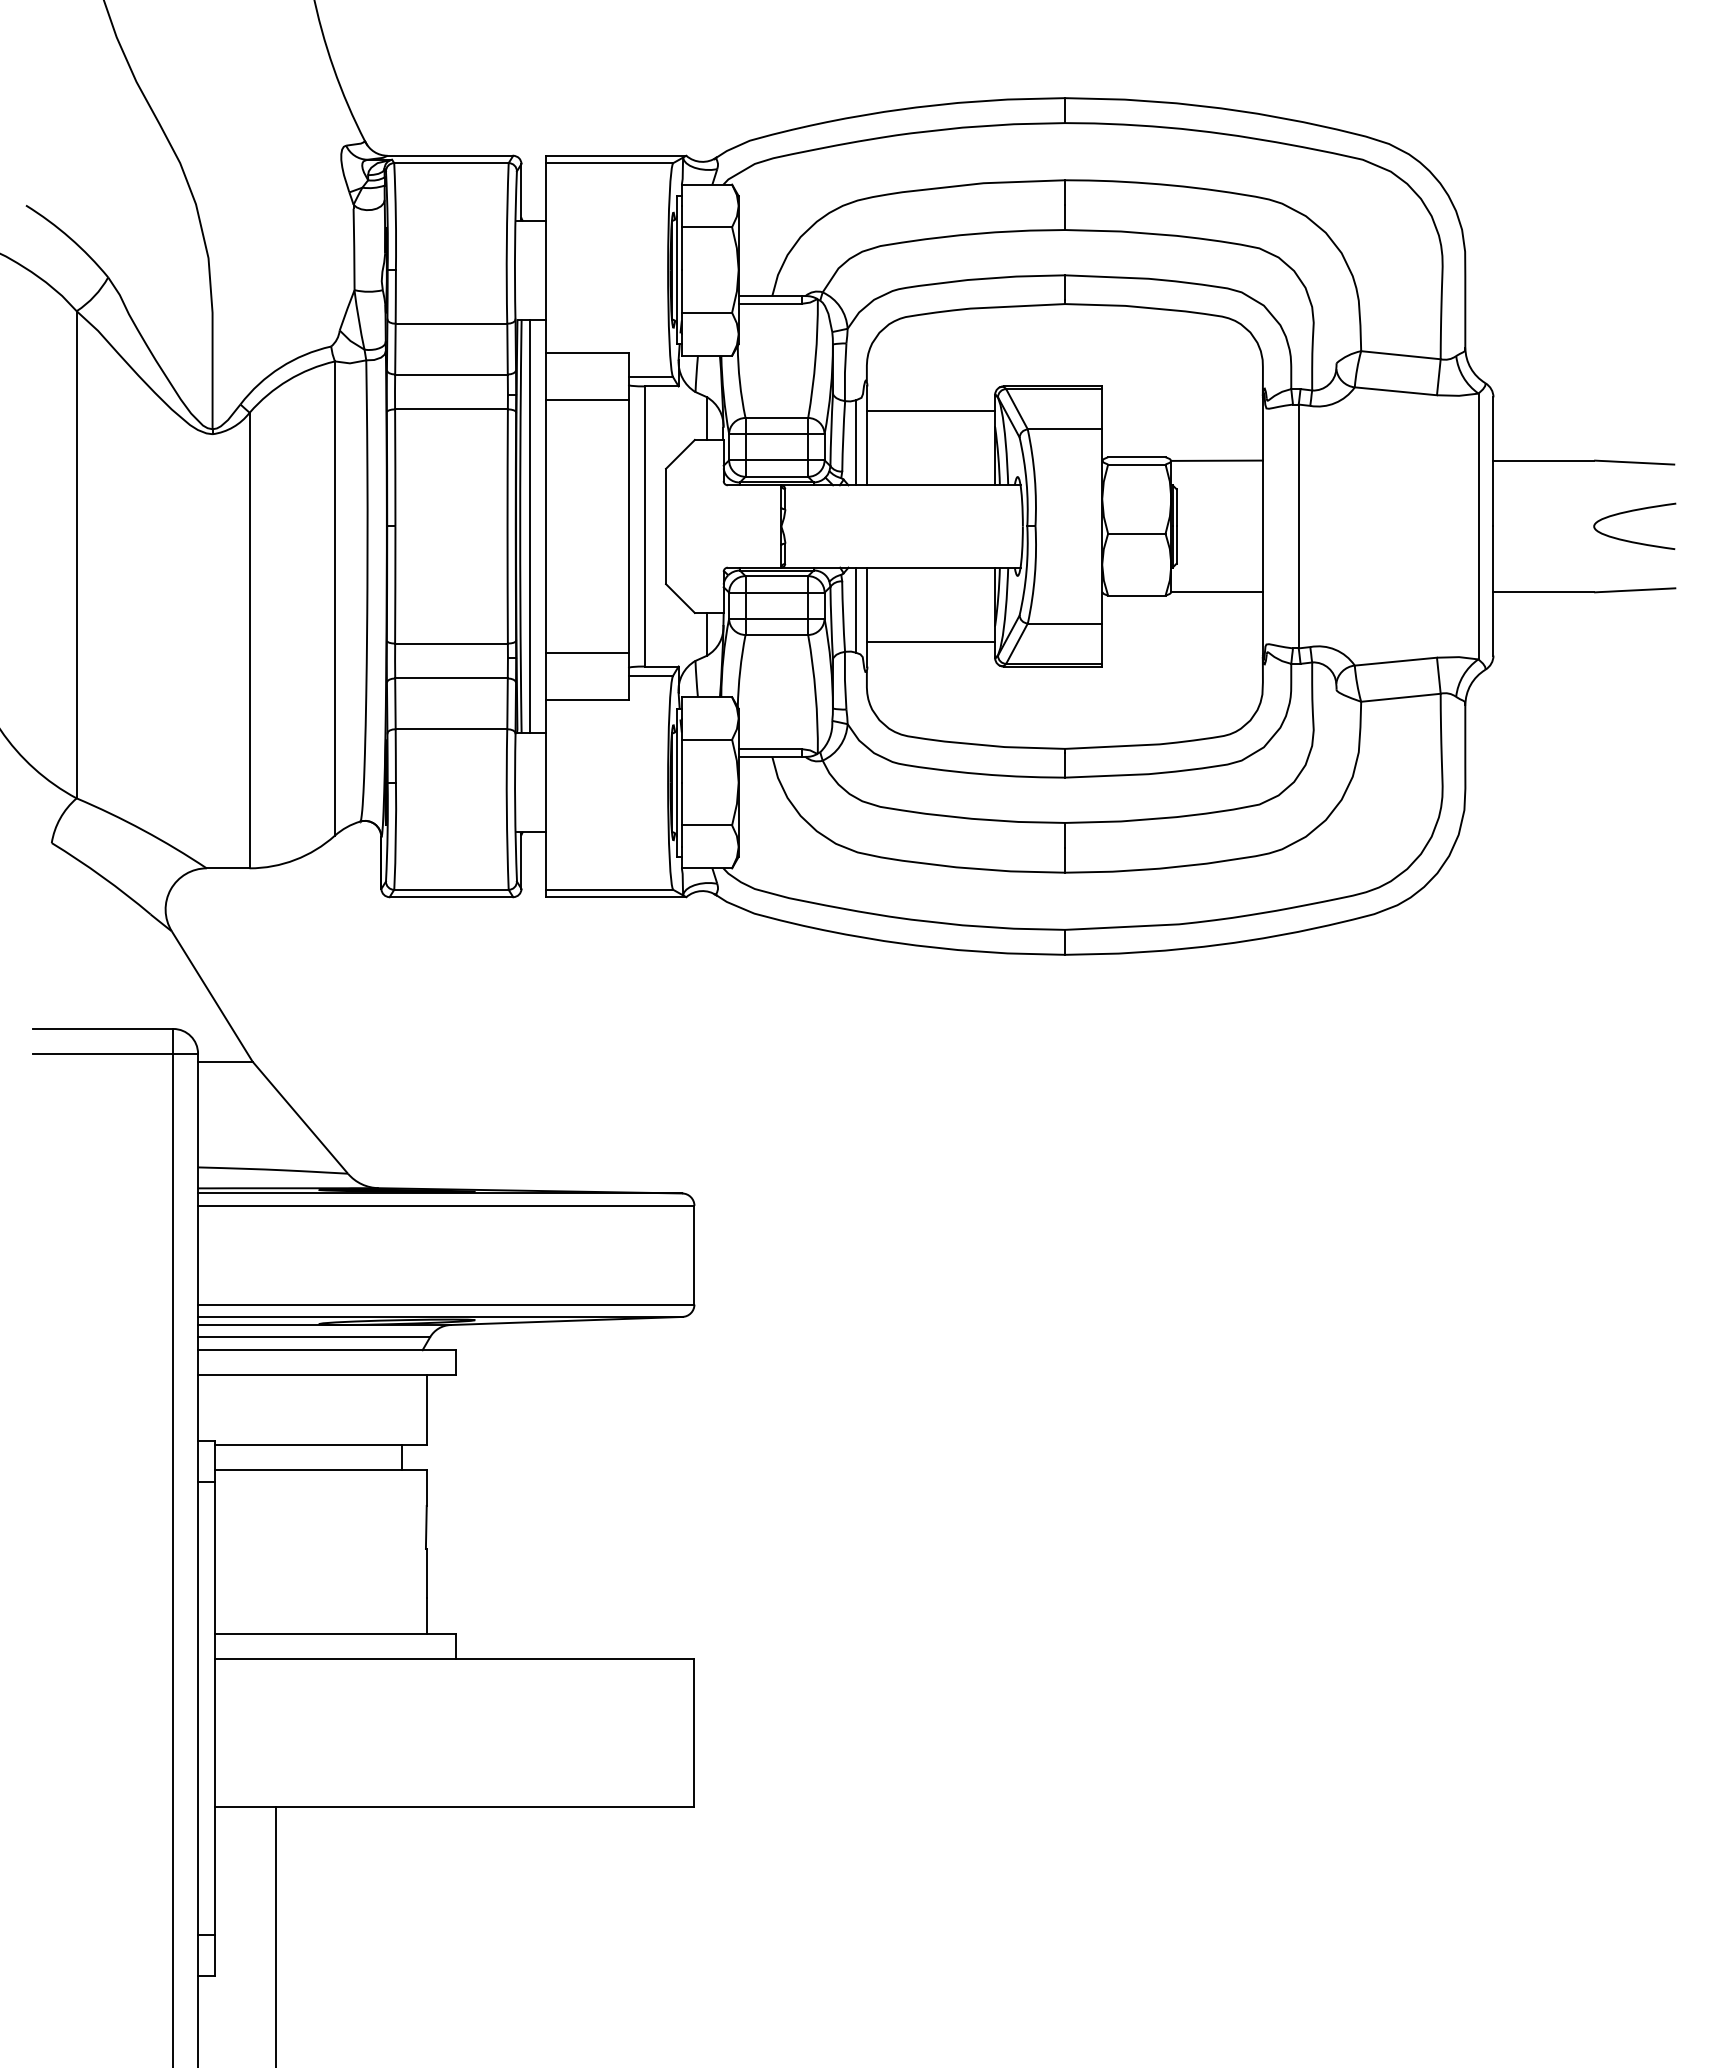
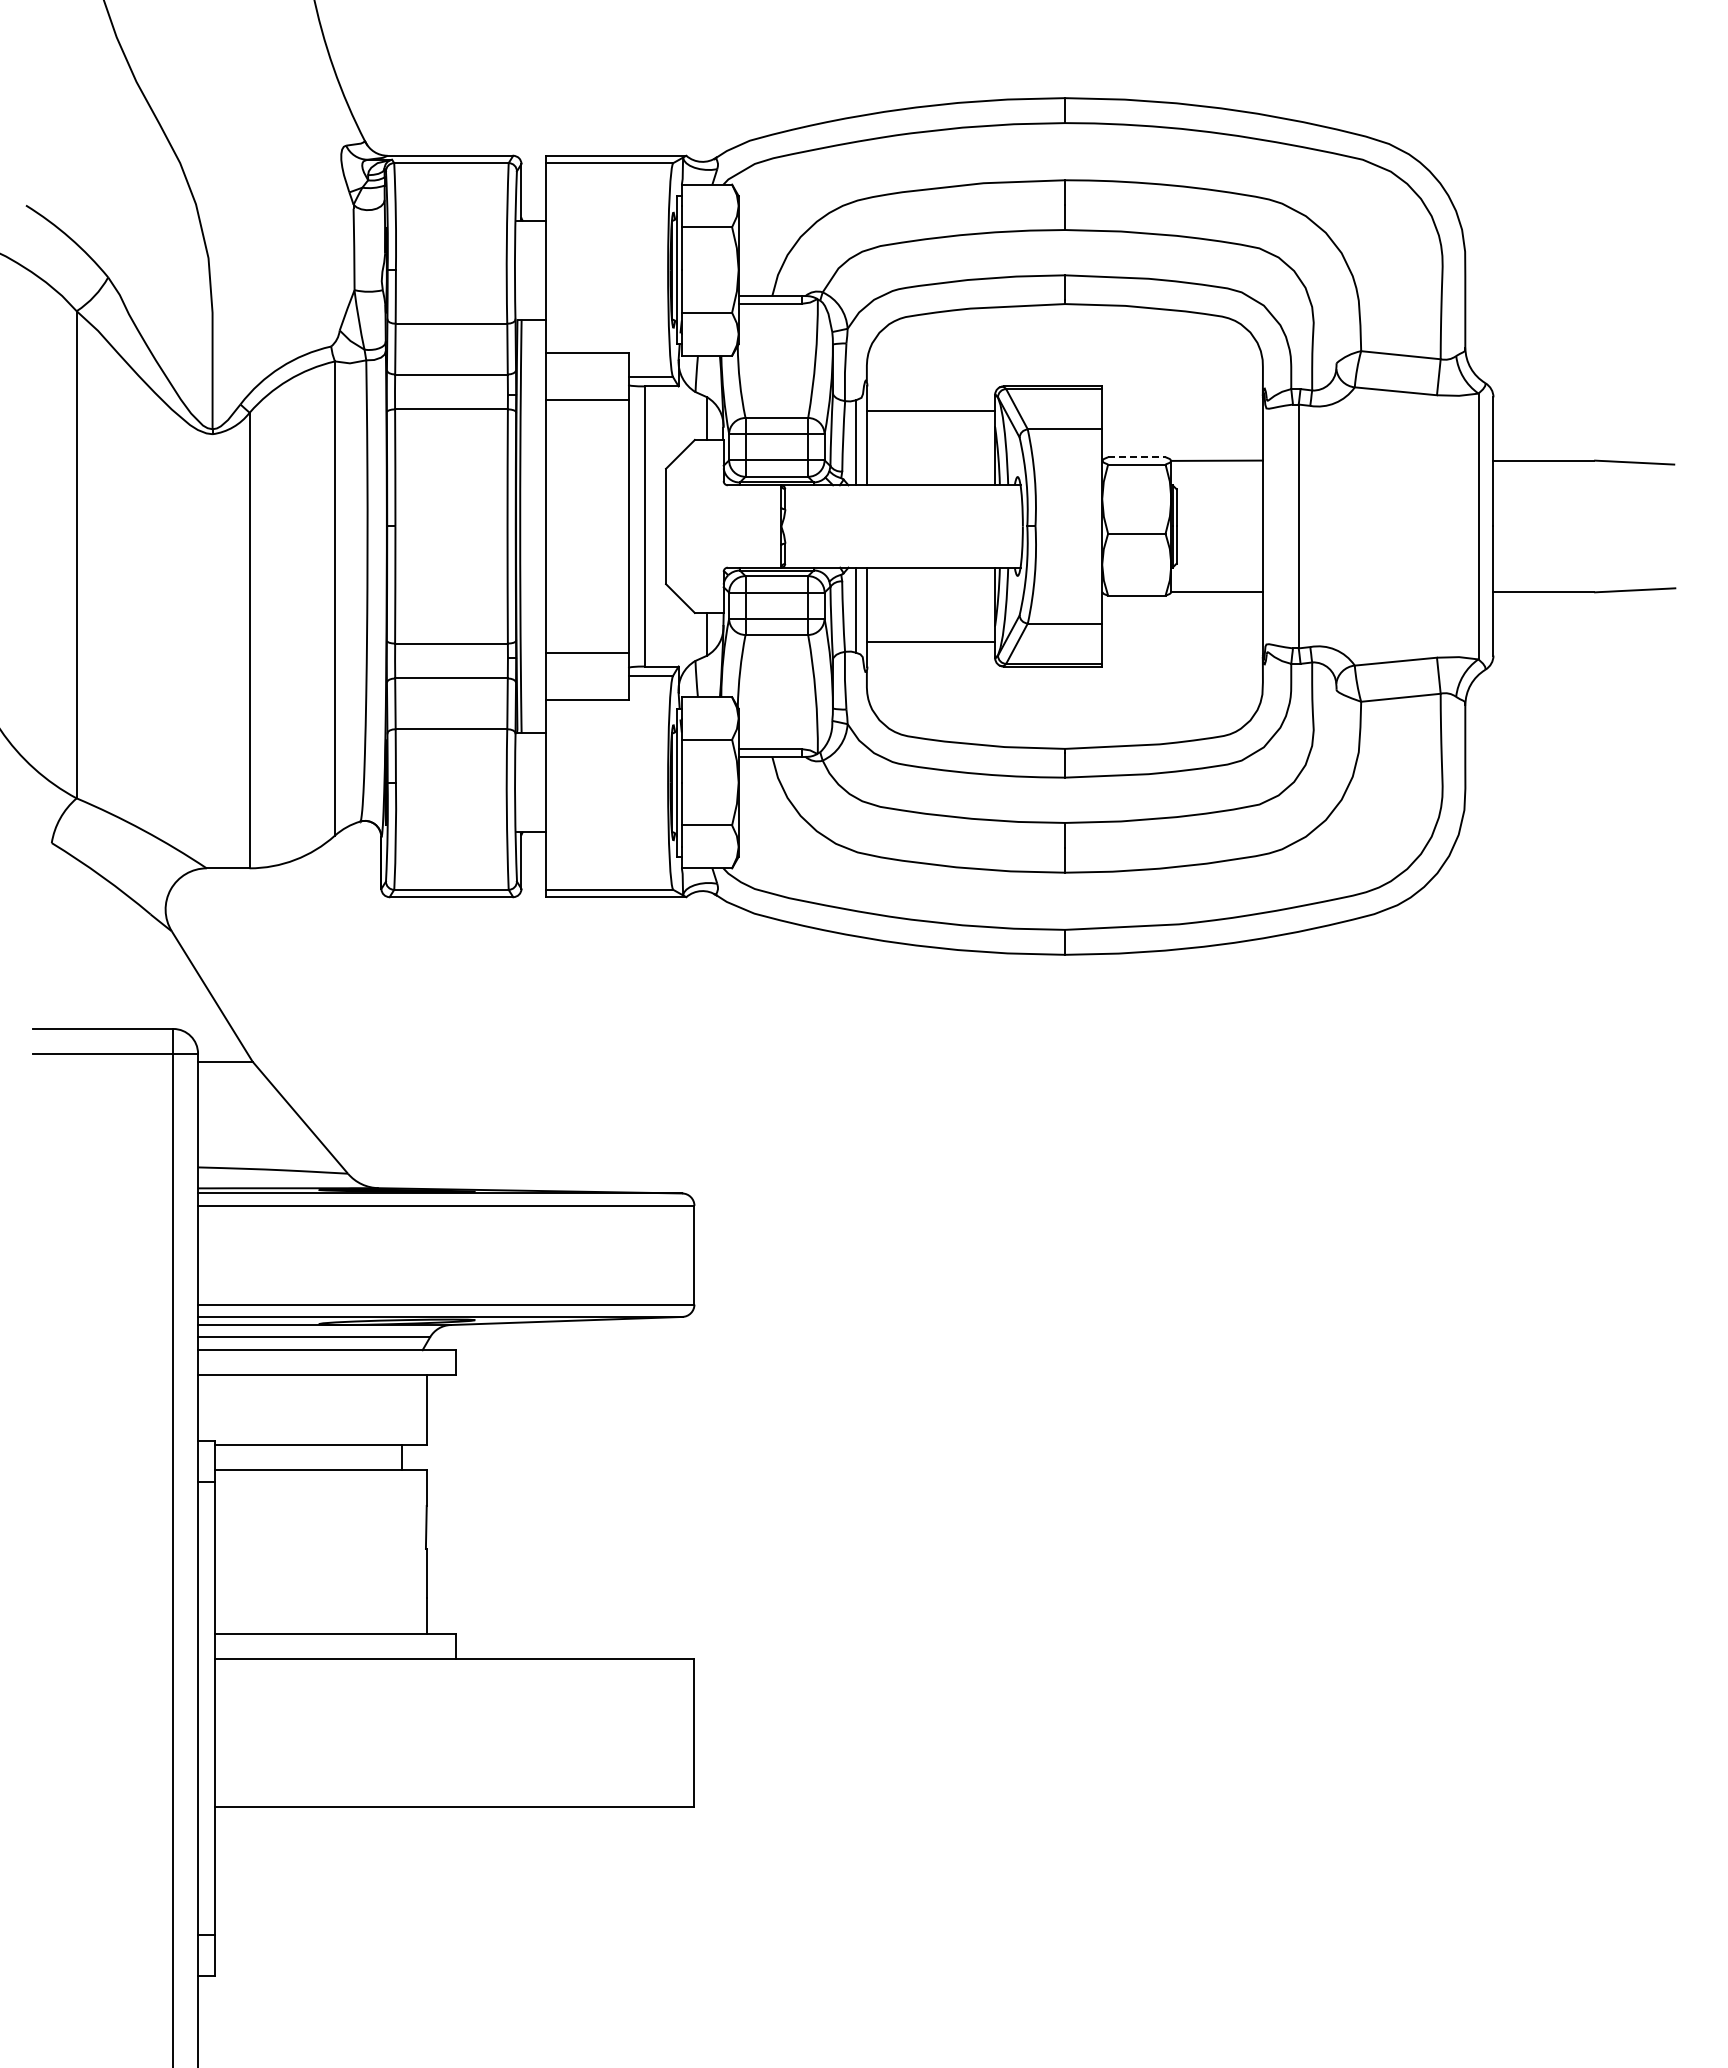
line: solid -> dashed (1136, 457)
curve: present -> none (1629, 512)
line: present -> none (529, 526)
line: present -> none (275, 1935)
